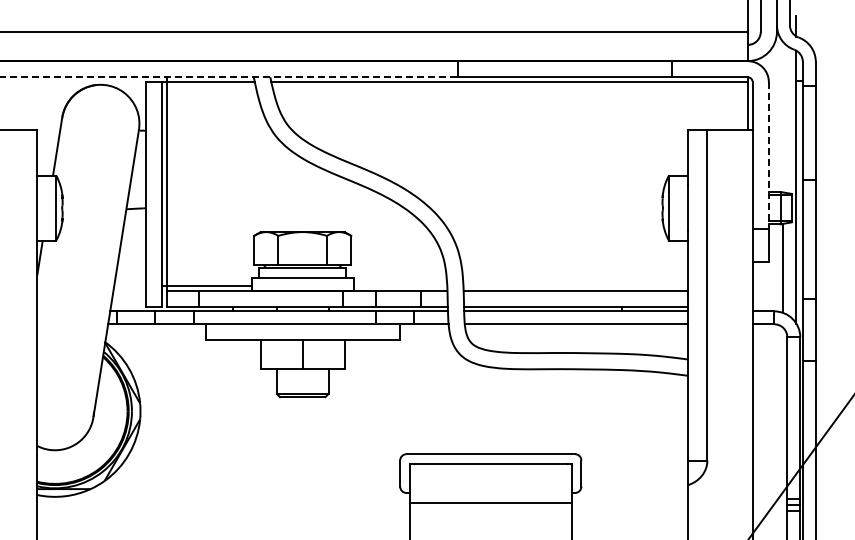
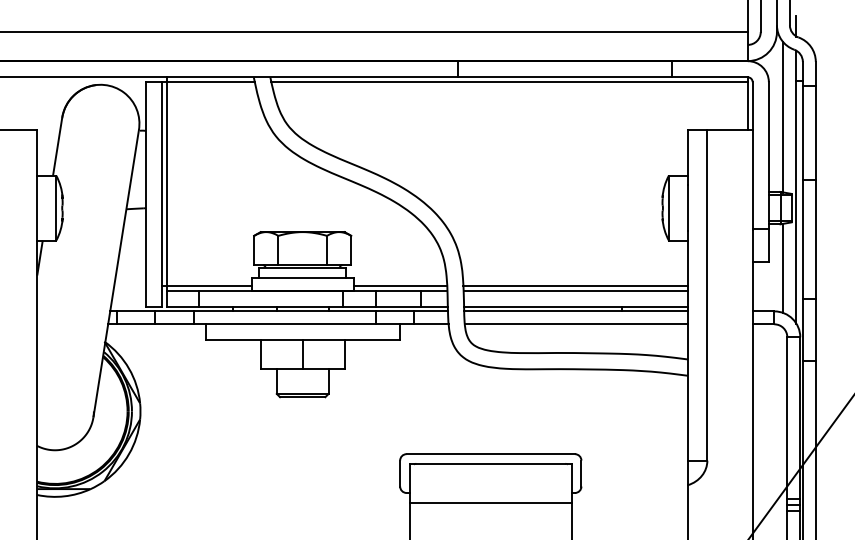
line: dashed -> solid (229, 77)
line: none -> present (783, 117)
line: dashed -> solid (768, 155)
line: none -> present (400, 286)
line: none -> present (575, 286)
